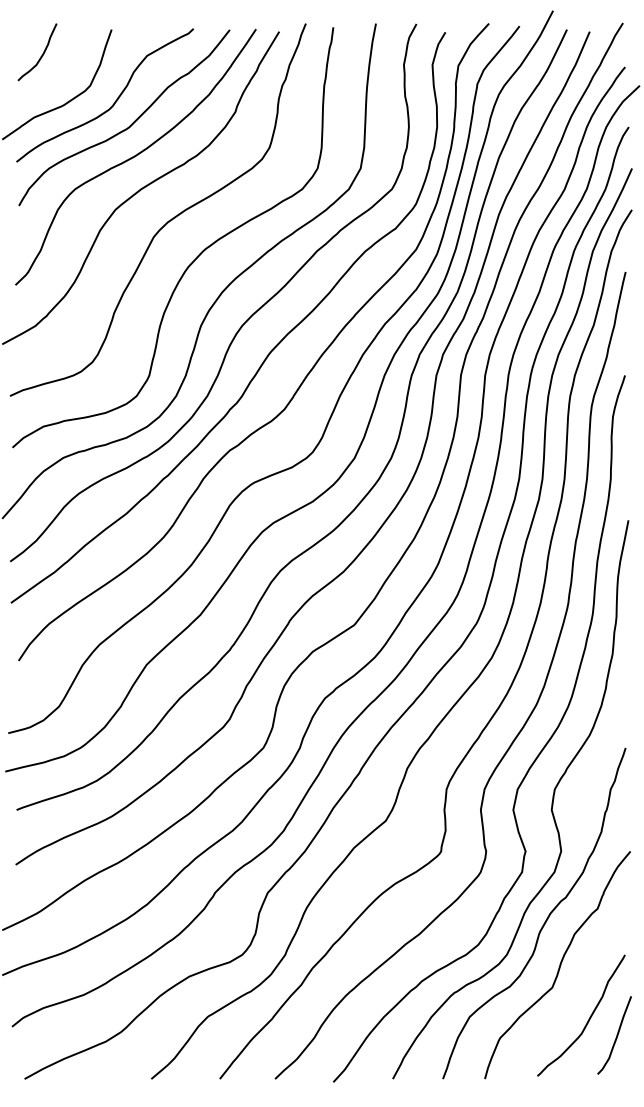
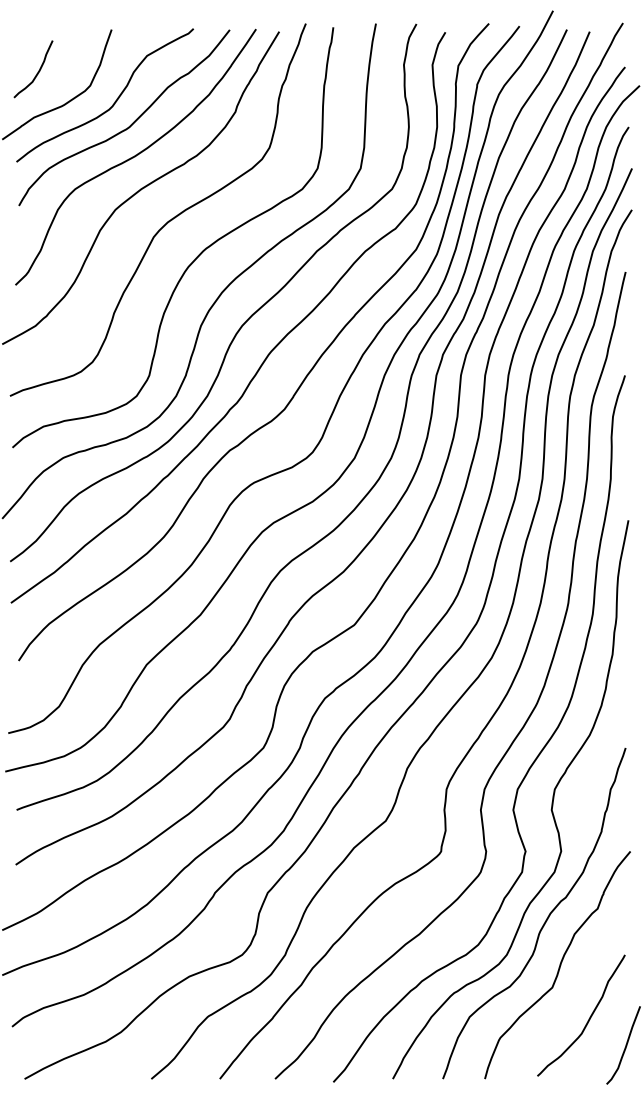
curve position: (41, 55) -> (37, 72) (37, 72)
curve position: (616, 1035) -> (625, 1045) (625, 1045)
